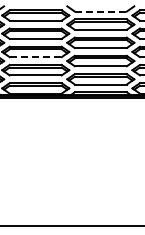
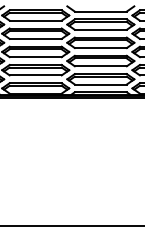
line: dashed -> solid (101, 11)
line: dashed -> solid (36, 57)
